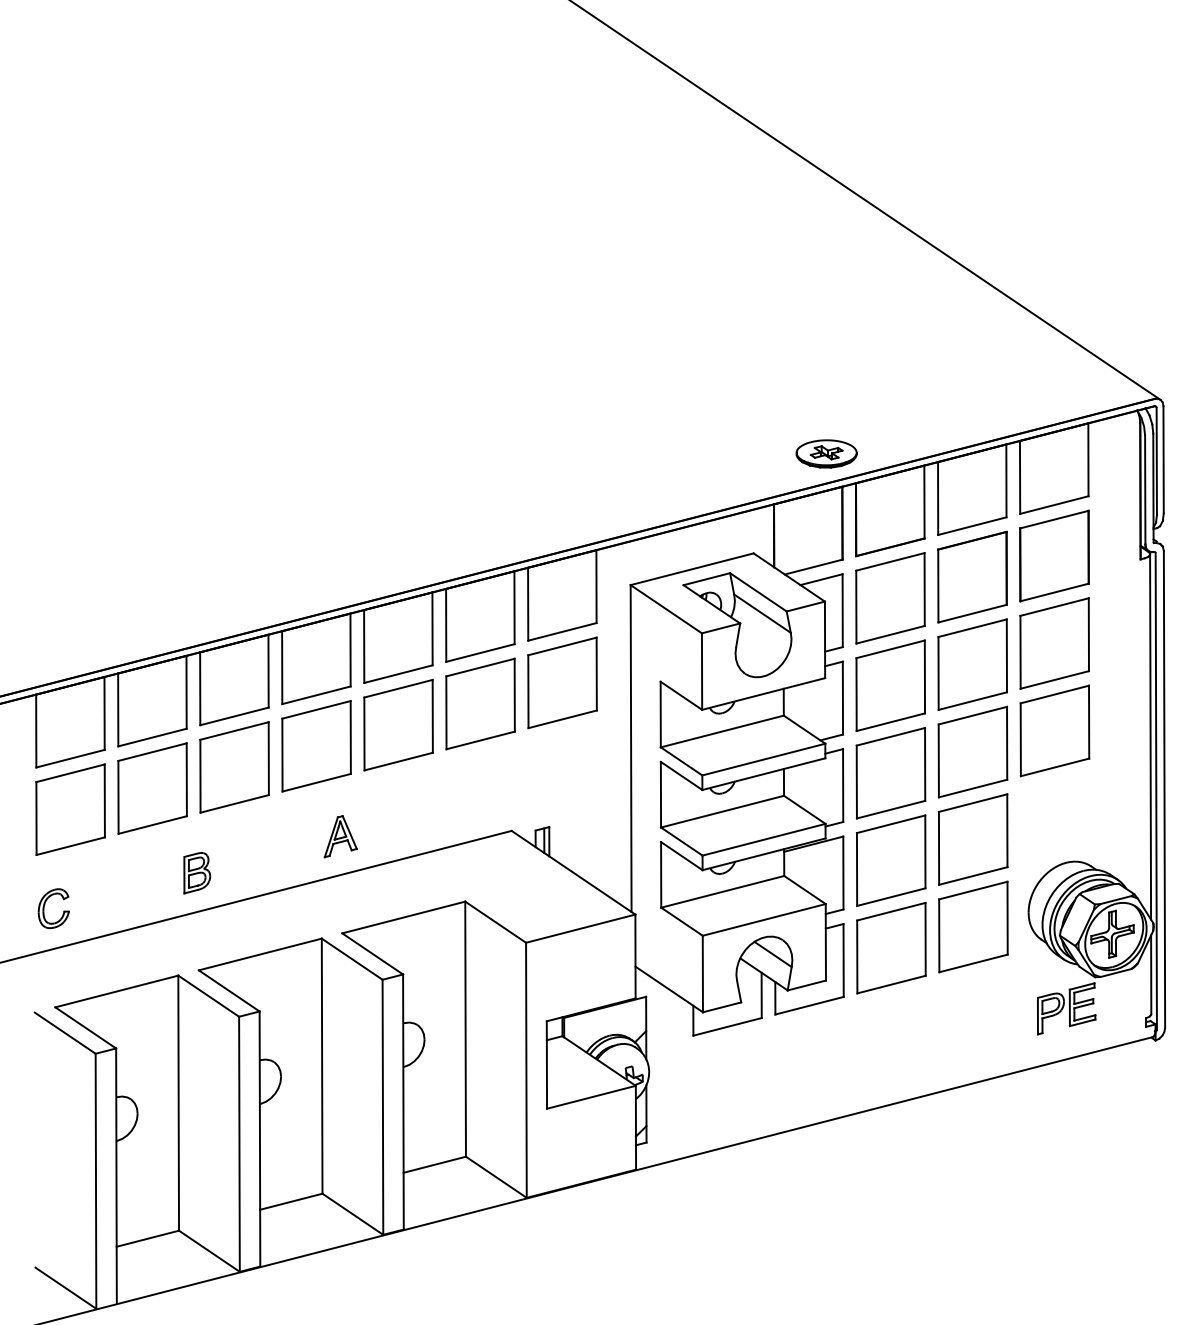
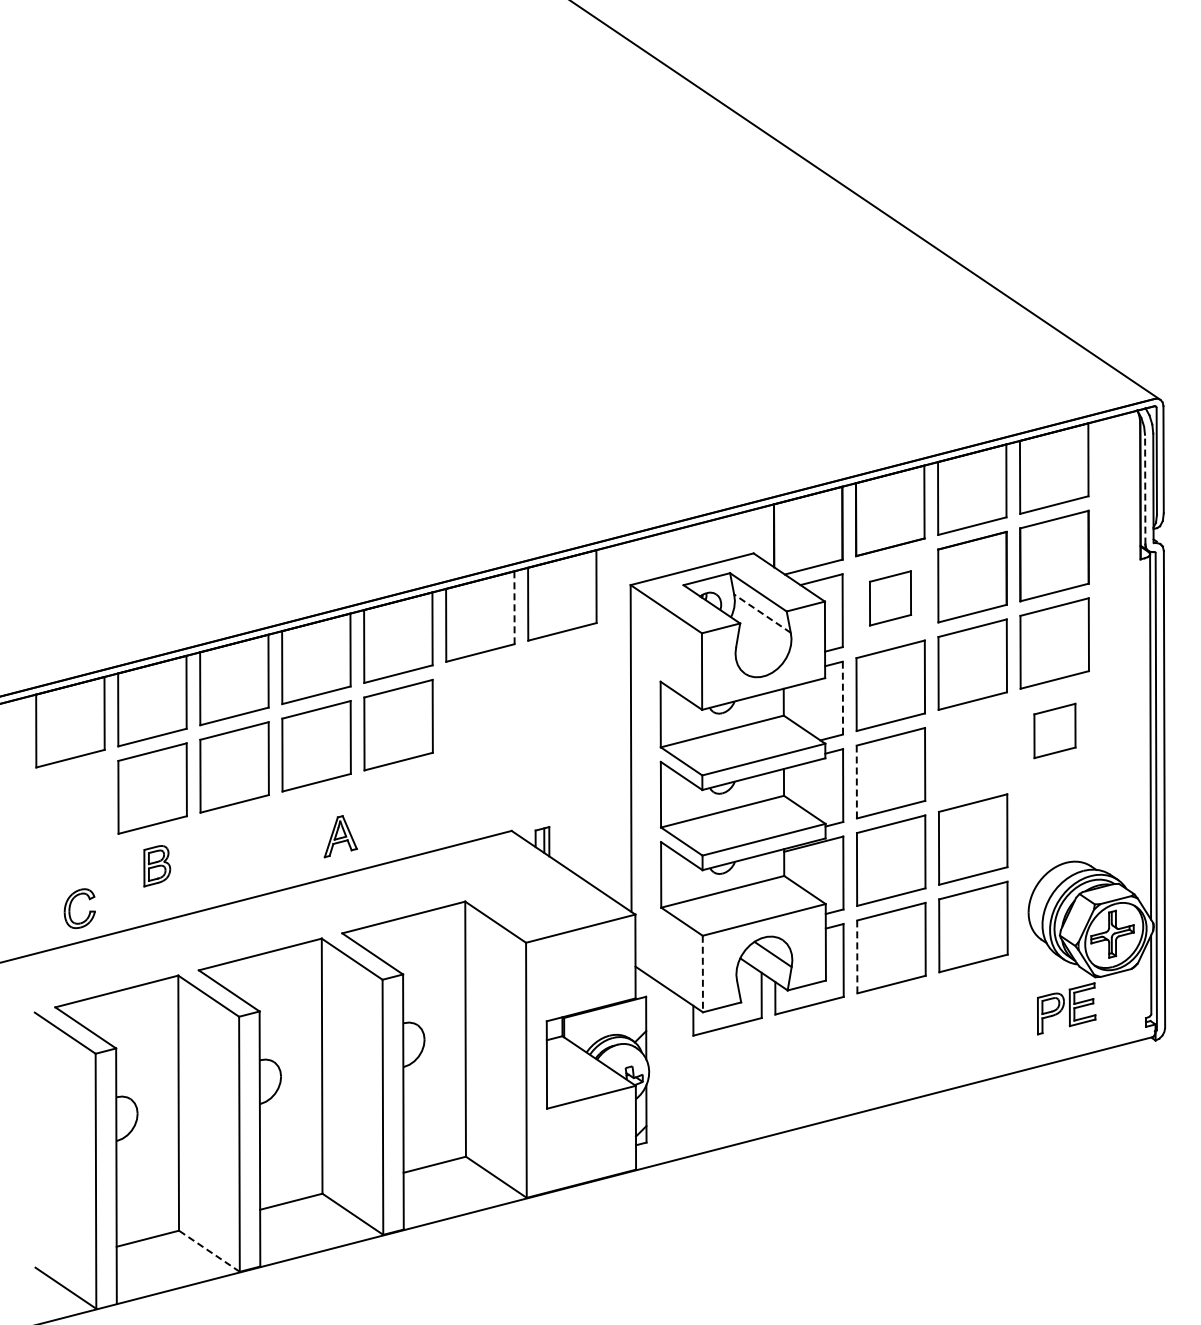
part: present -> none (826, 453)
line: solid -> dashed (1145, 489)
part size: 71x93 px -> 44x57 px (890, 598)
line: solid -> dashed (514, 608)
line: solid -> dashed (762, 613)
part: present -> none (562, 682)
line: solid -> dashed (842, 698)
part: present -> none (480, 703)
part size: 72x94 px -> 44x58 px (1054, 730)
part: present -> none (972, 751)
line: solid -> dashed (856, 781)
part: present -> none (70, 809)
part position: (197, 873) -> (157, 866) (157, 866)
part position: (45, 904) -> (71, 904) (71, 904)
line: solid -> dashed (857, 956)
line: solid -> dashed (702, 974)
line: solid -> dashed (209, 1251)
